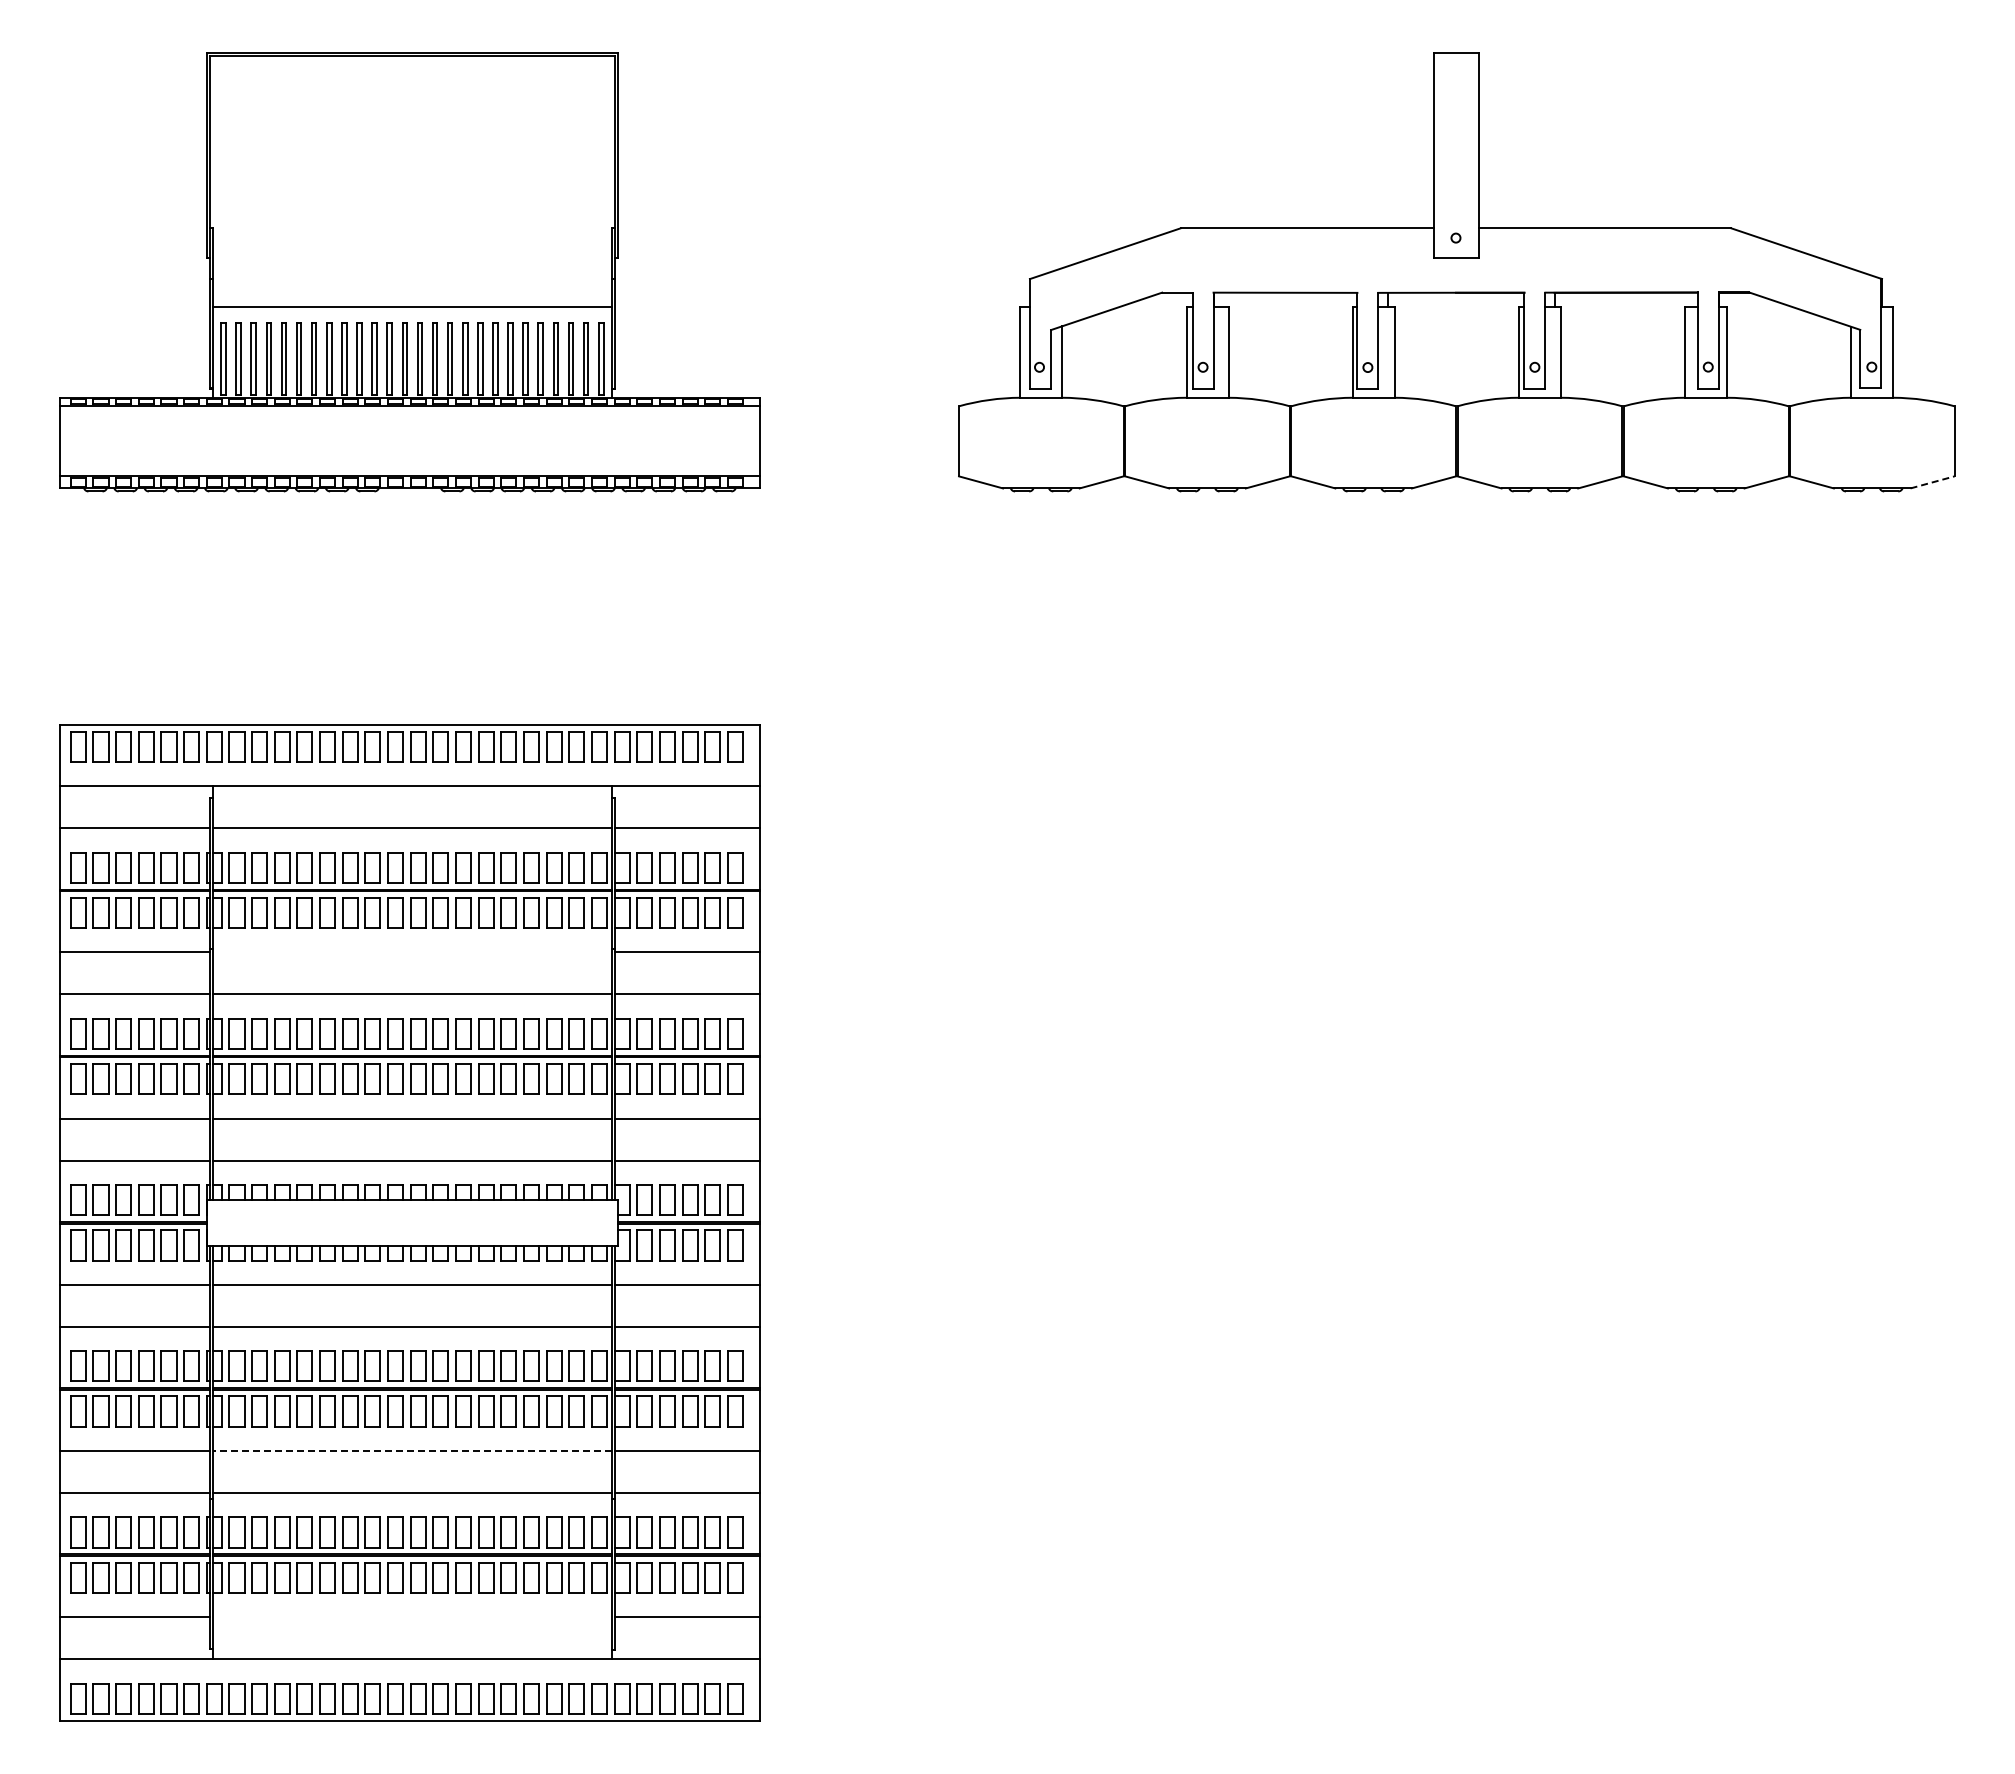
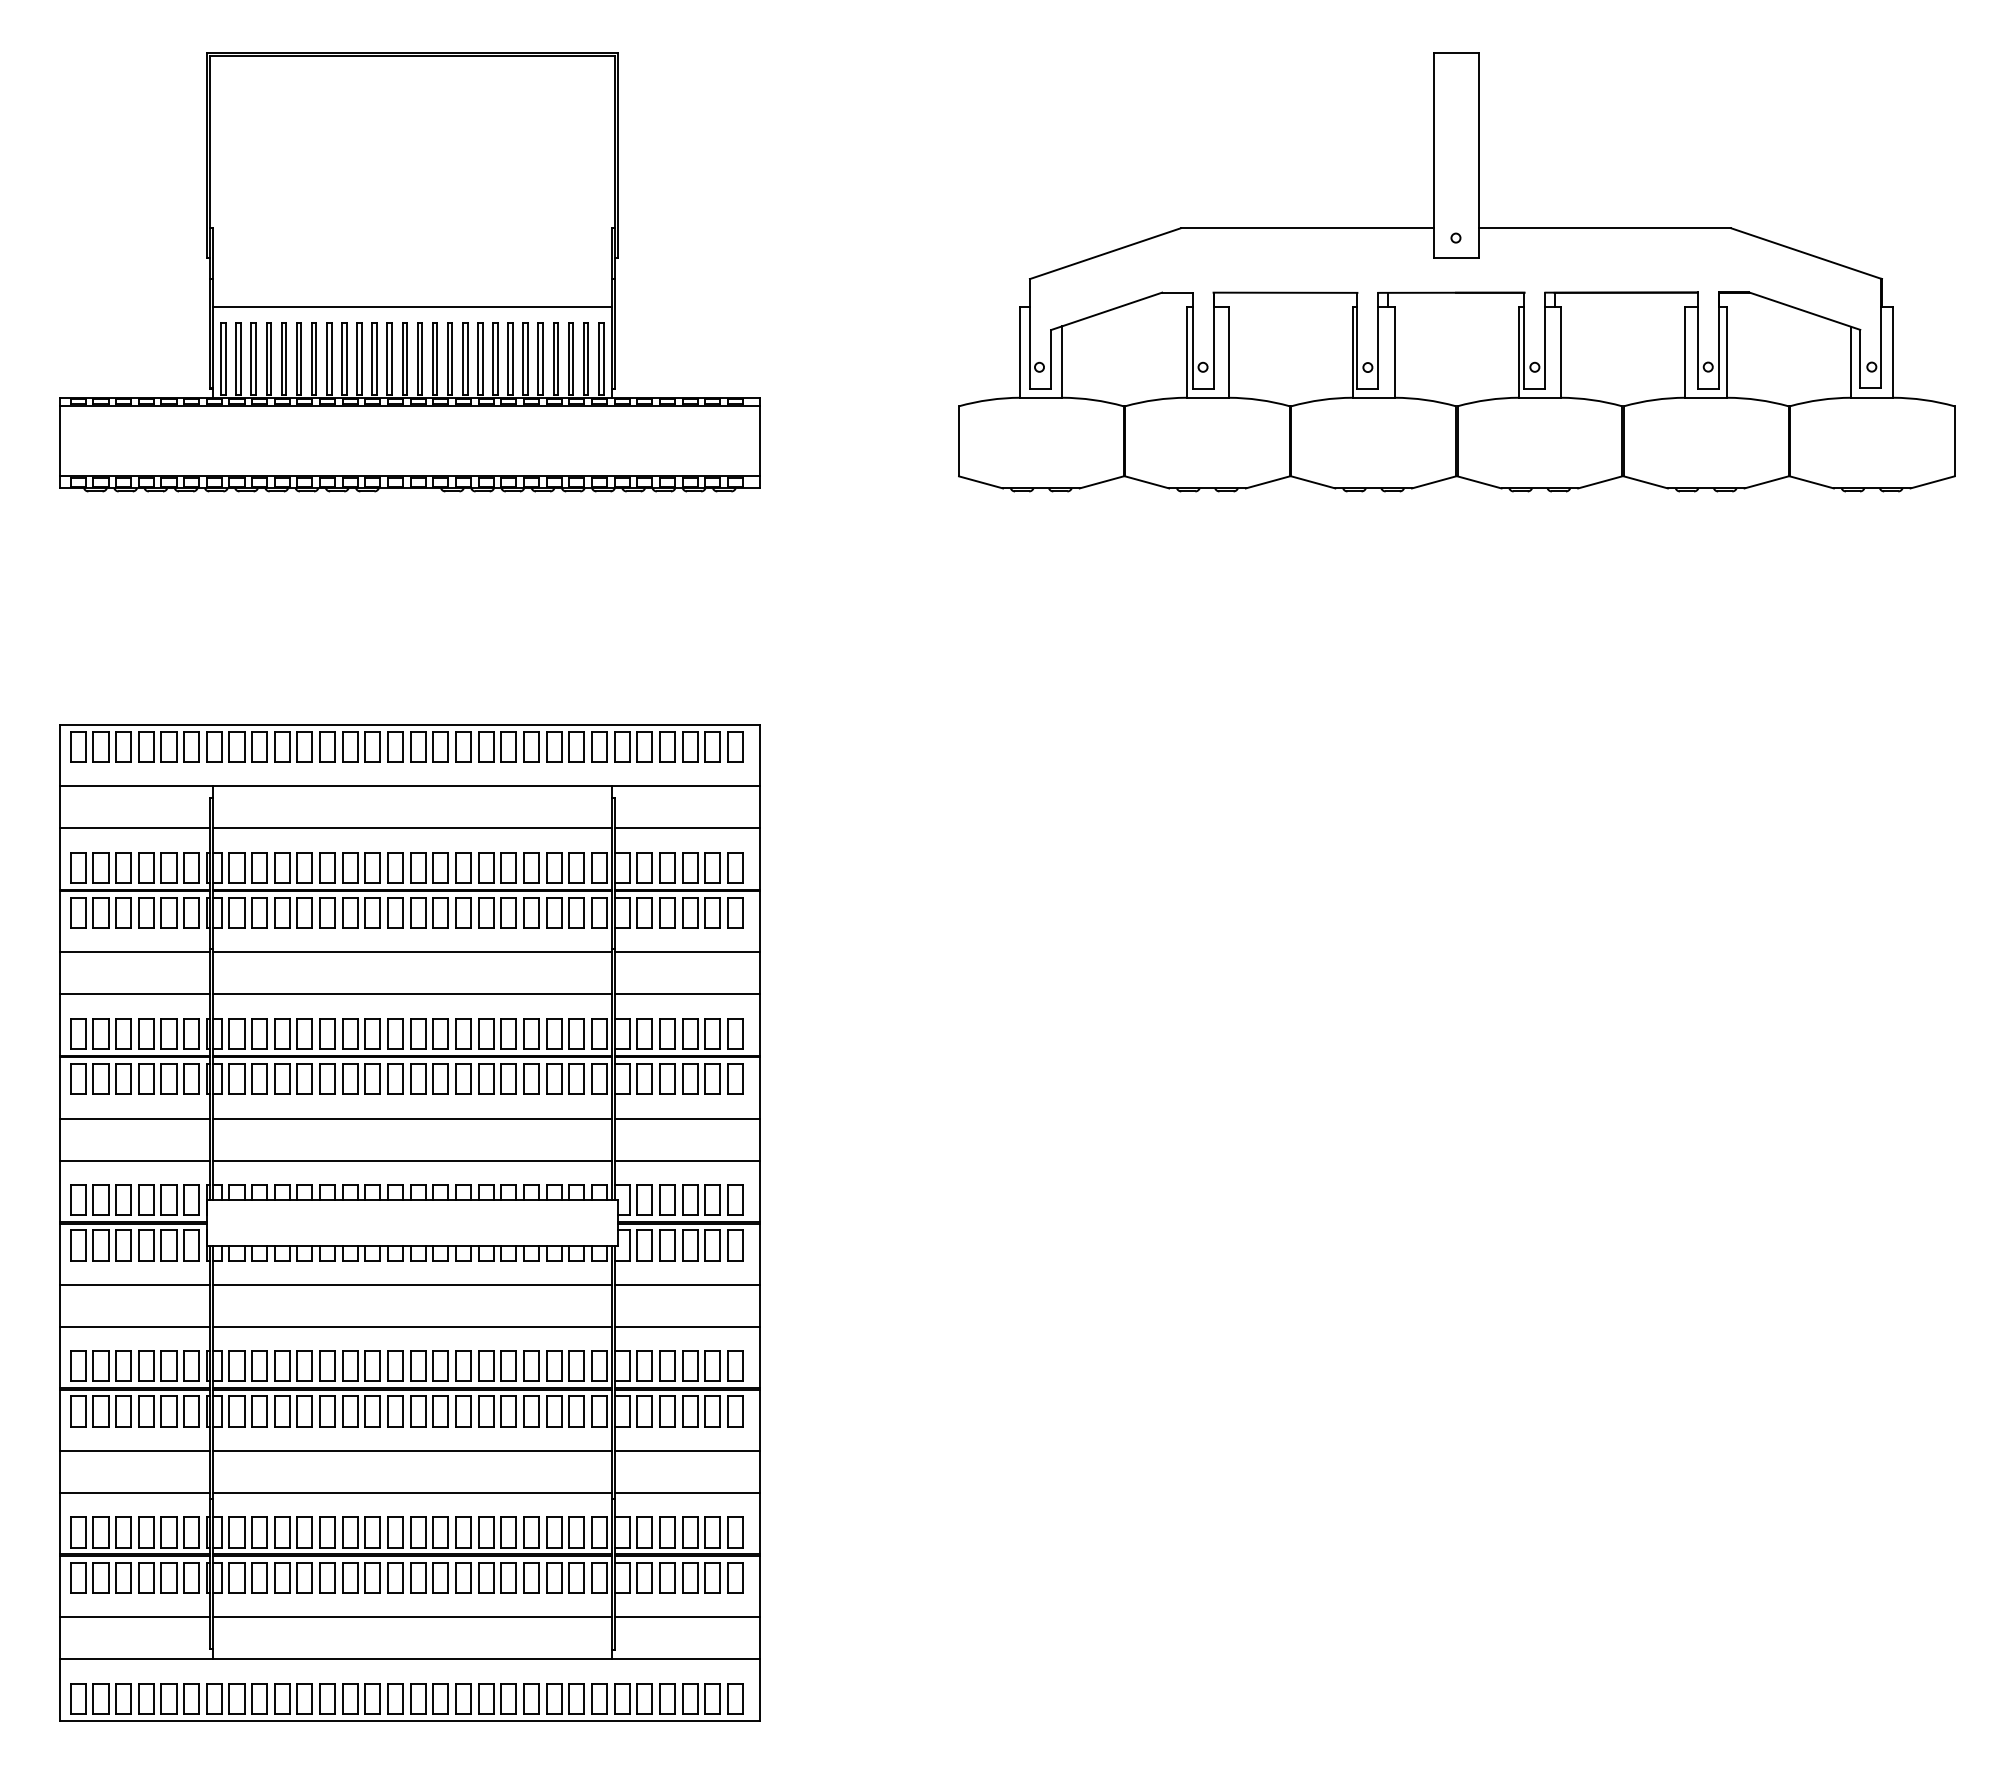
line: dashed -> solid (1932, 482)
line: none -> present (412, 952)
line: dashed -> solid (412, 1451)
line: none -> present (412, 1617)
